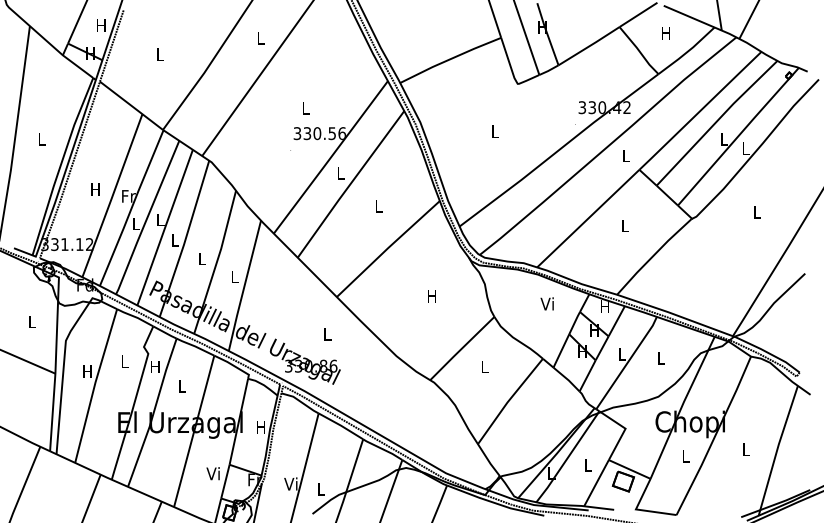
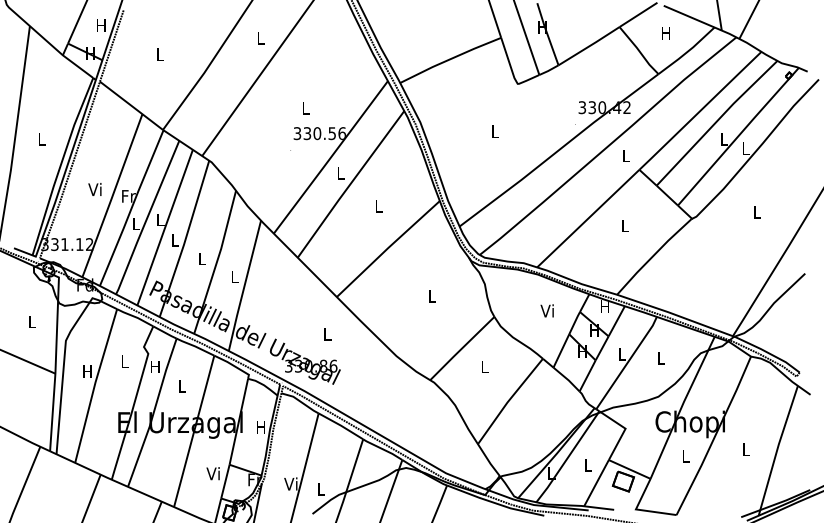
text: H -> Vi (94, 189)
text: H -> L (431, 296)
text position: (546, 303) -> (546, 310) (546, 310)
